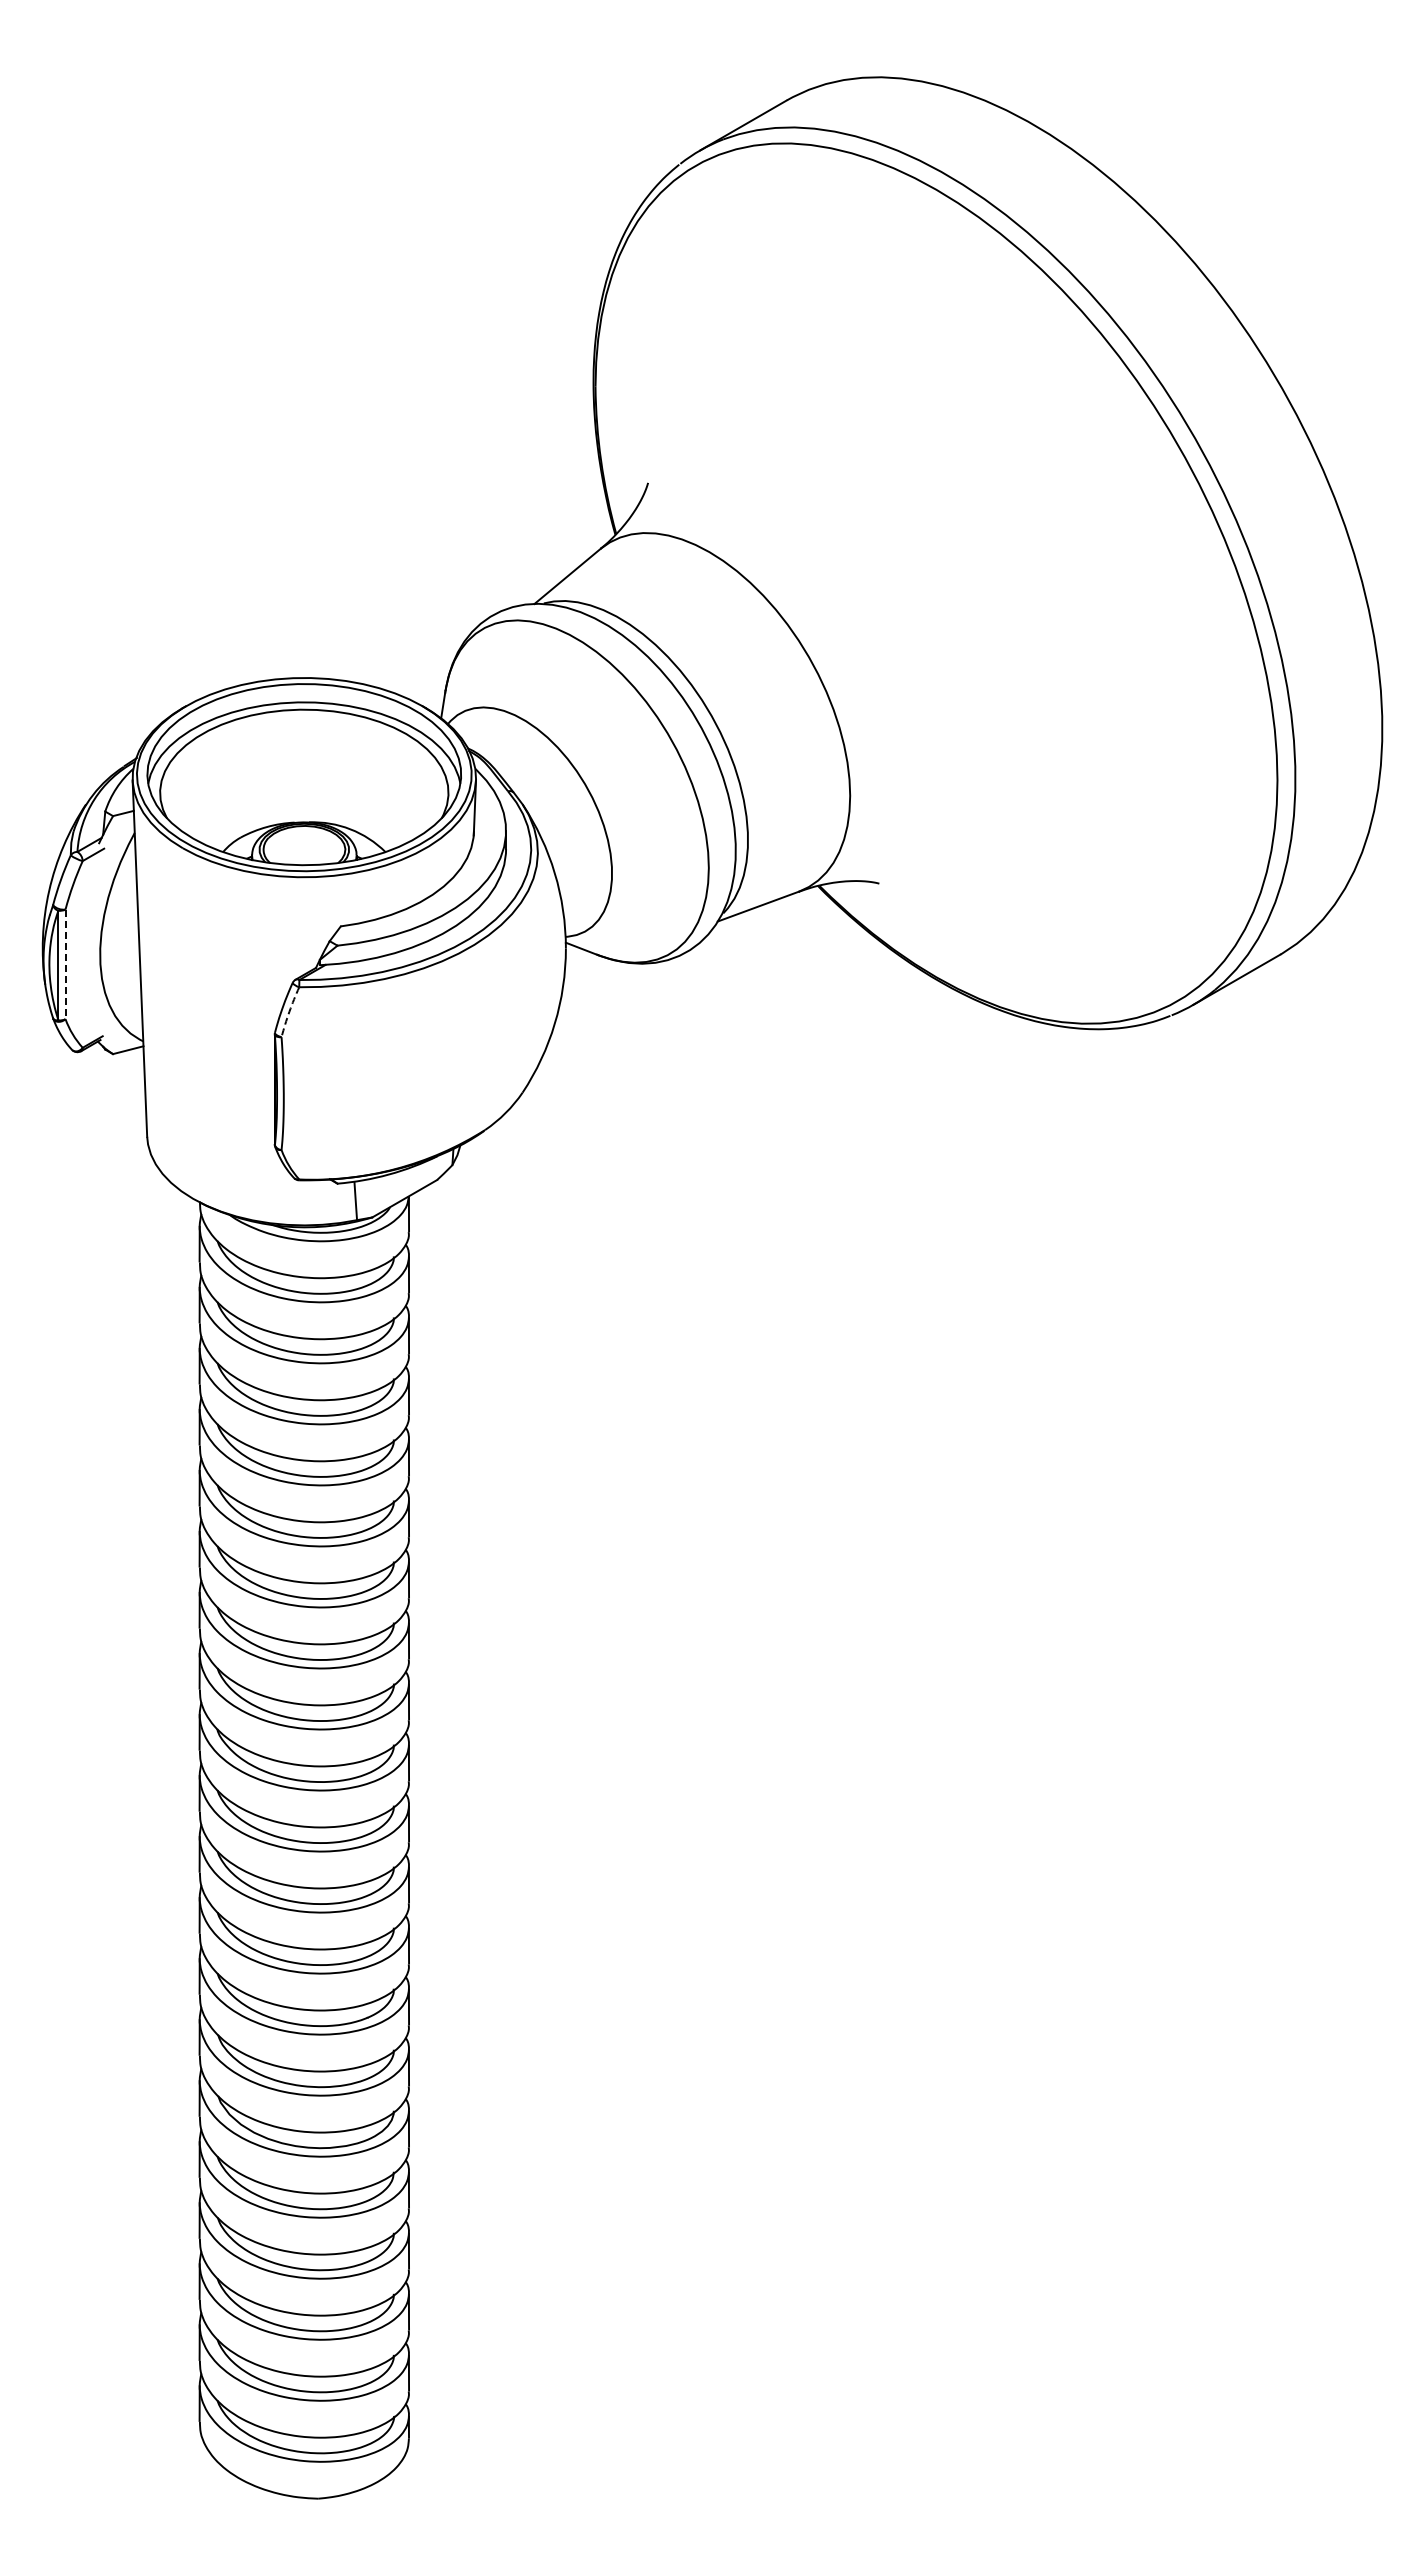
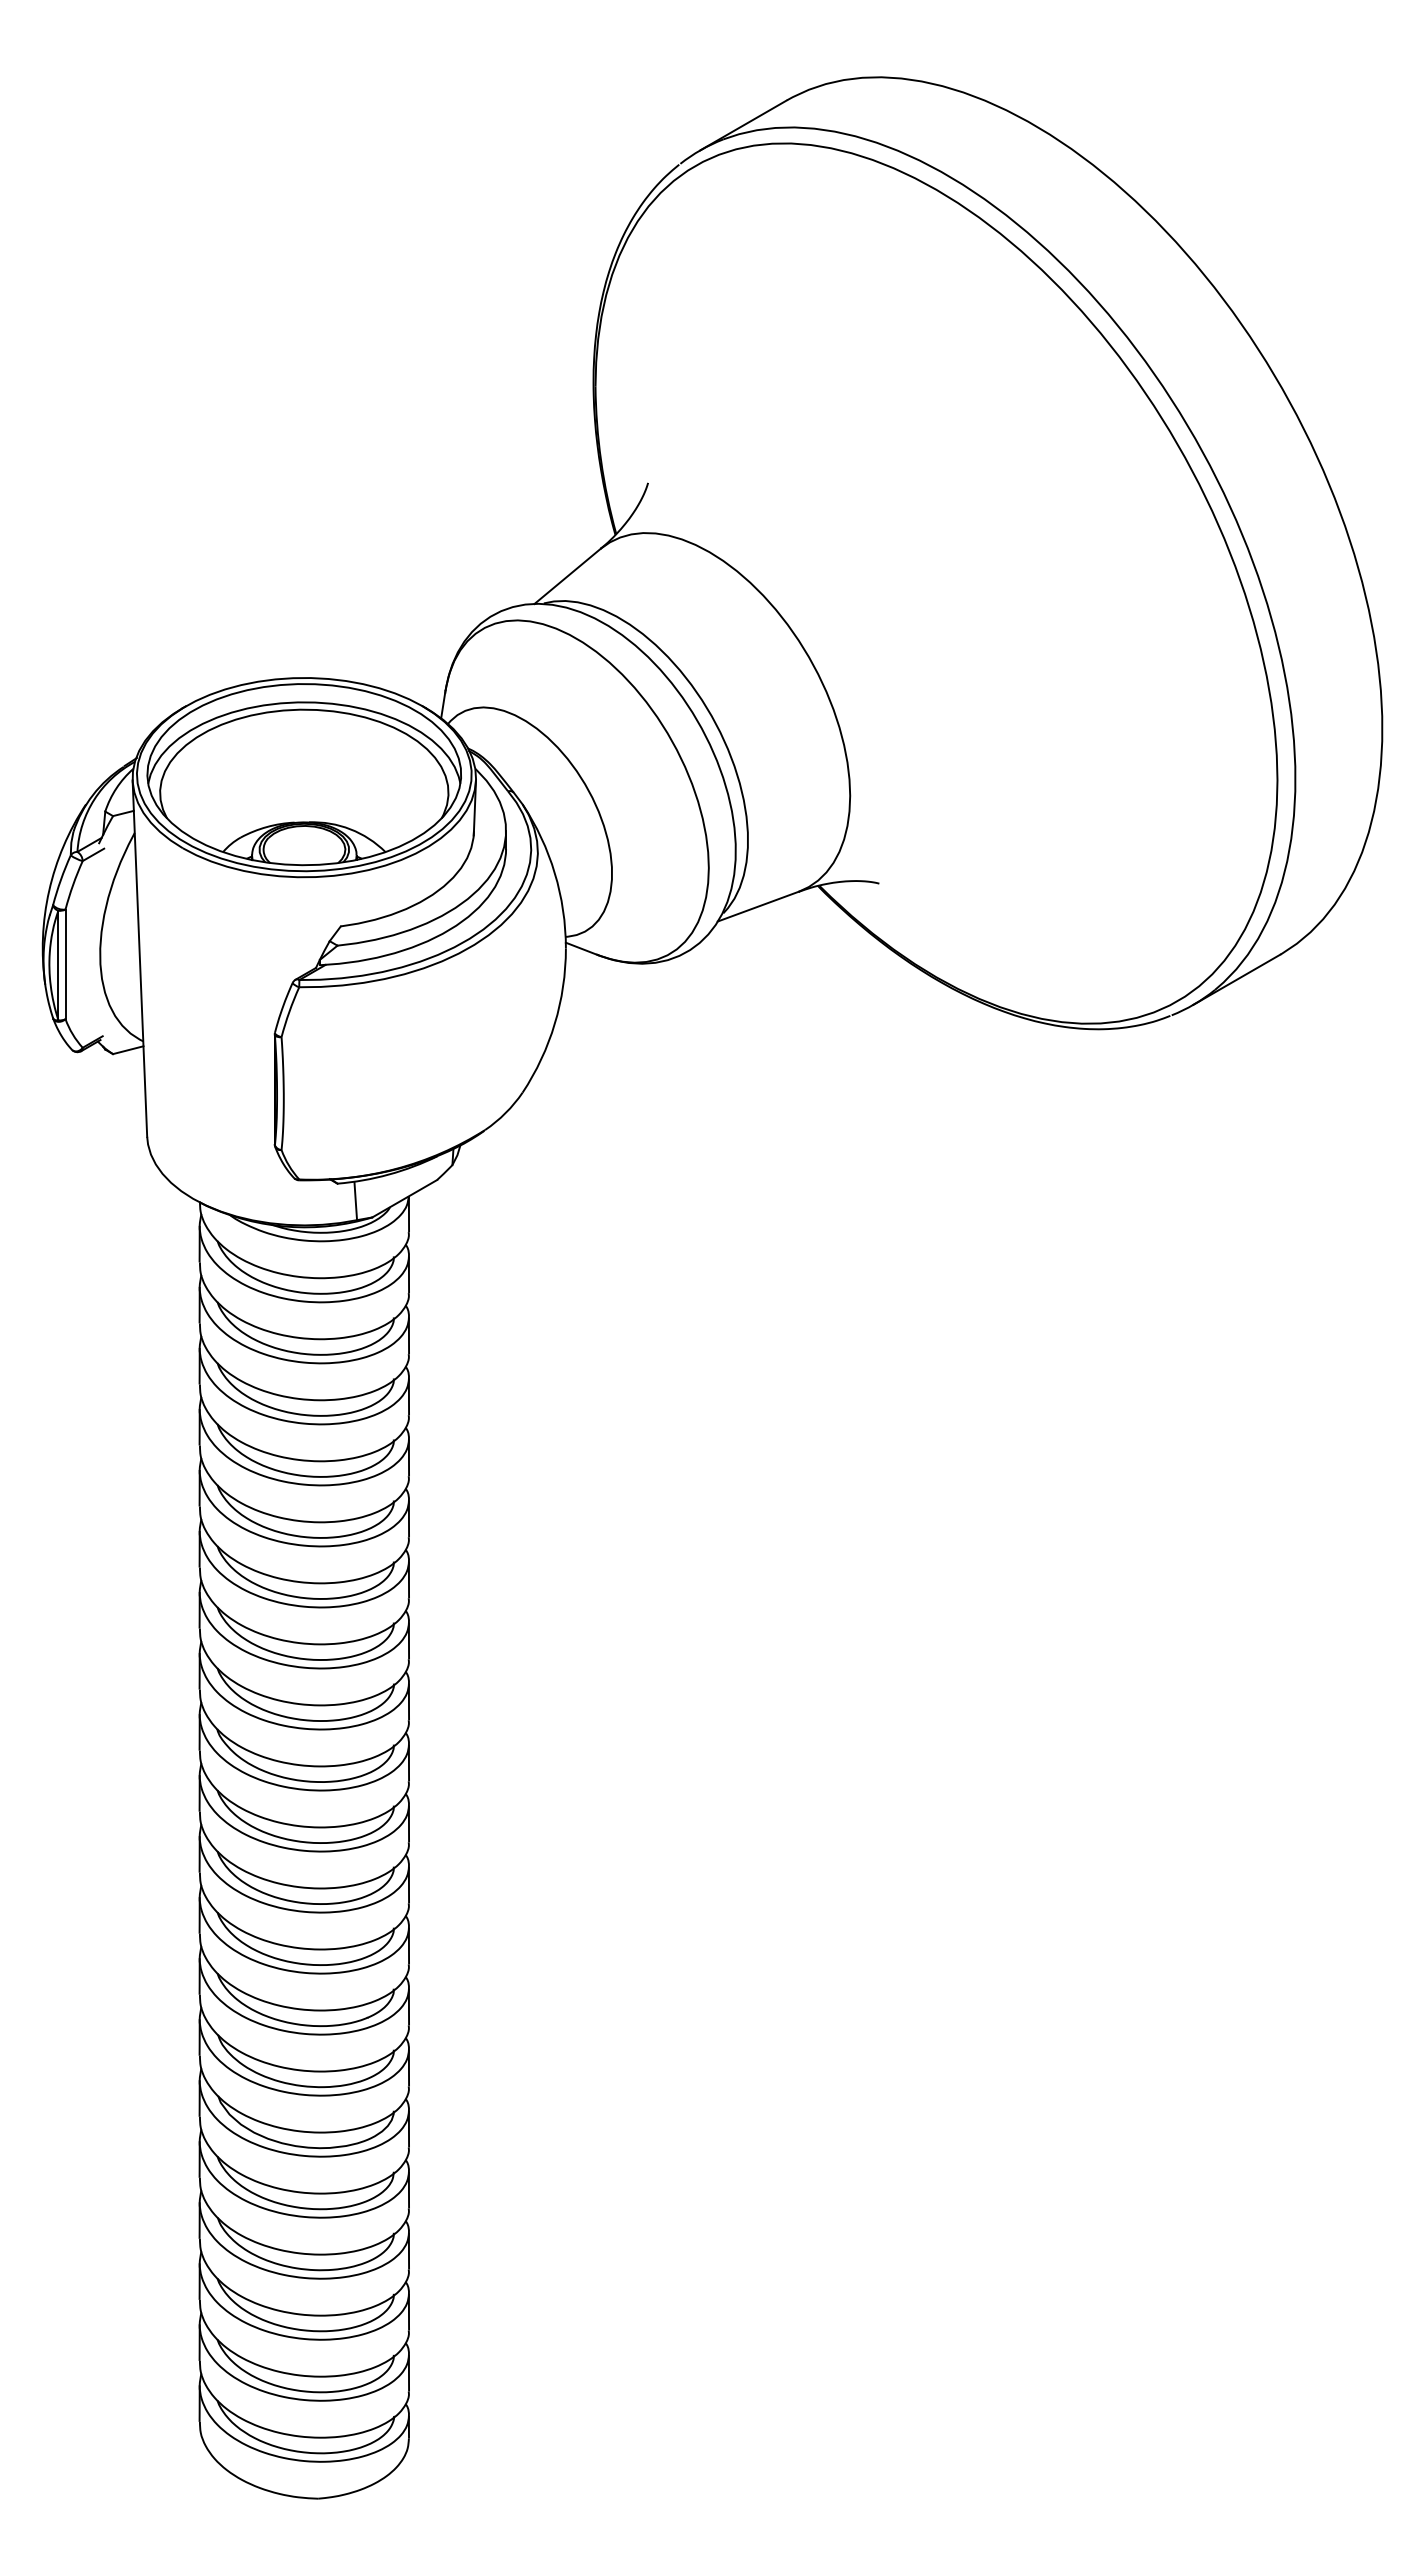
line: dashed -> solid (65, 964)
arc: dashed -> solid (289, 1011)
